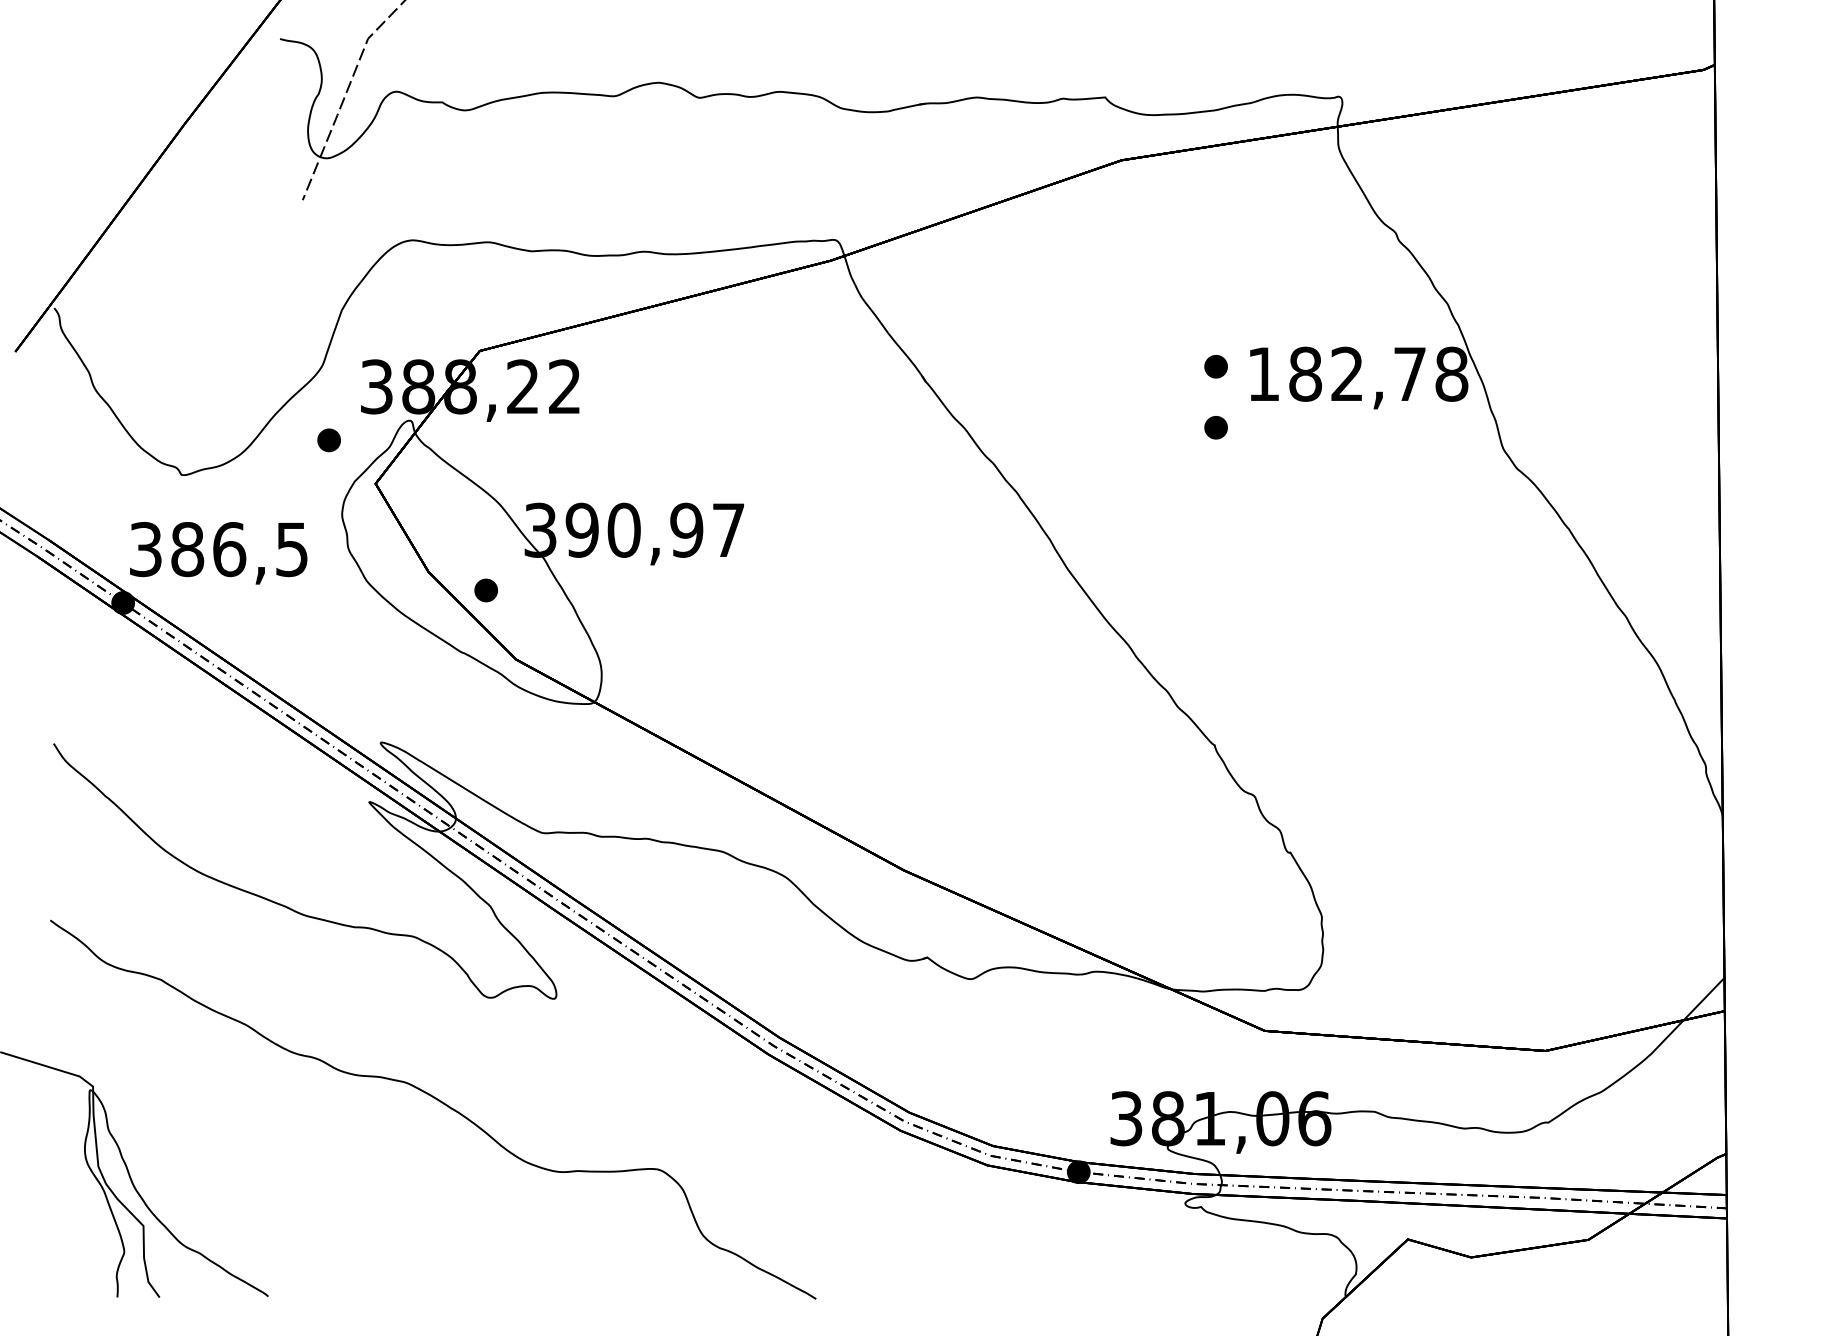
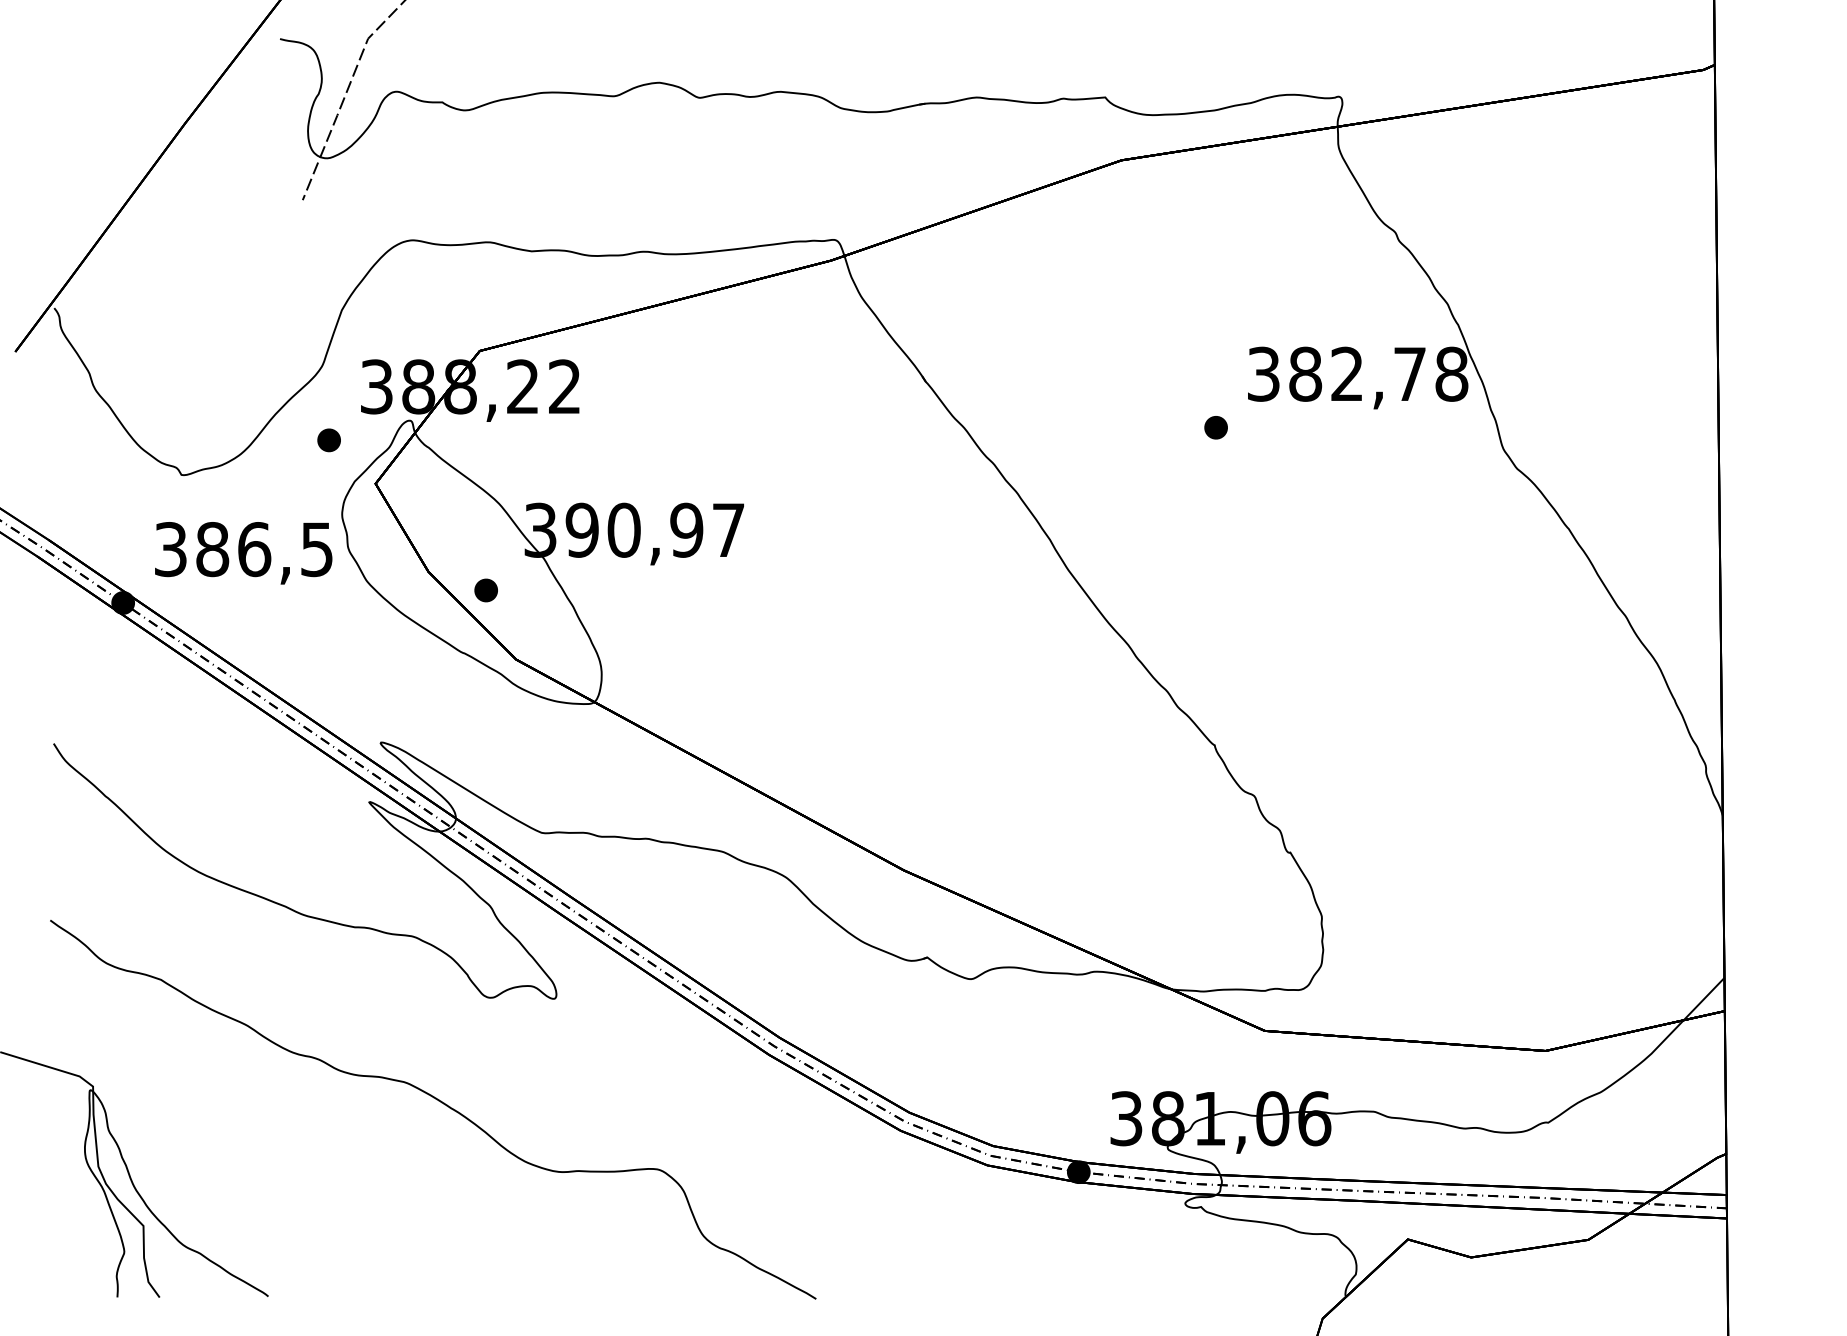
part: present -> none (1215, 366)
text: 182,78 -> 382,78 (1263, 373)
text position: (218, 553) -> (243, 553) (243, 553)
